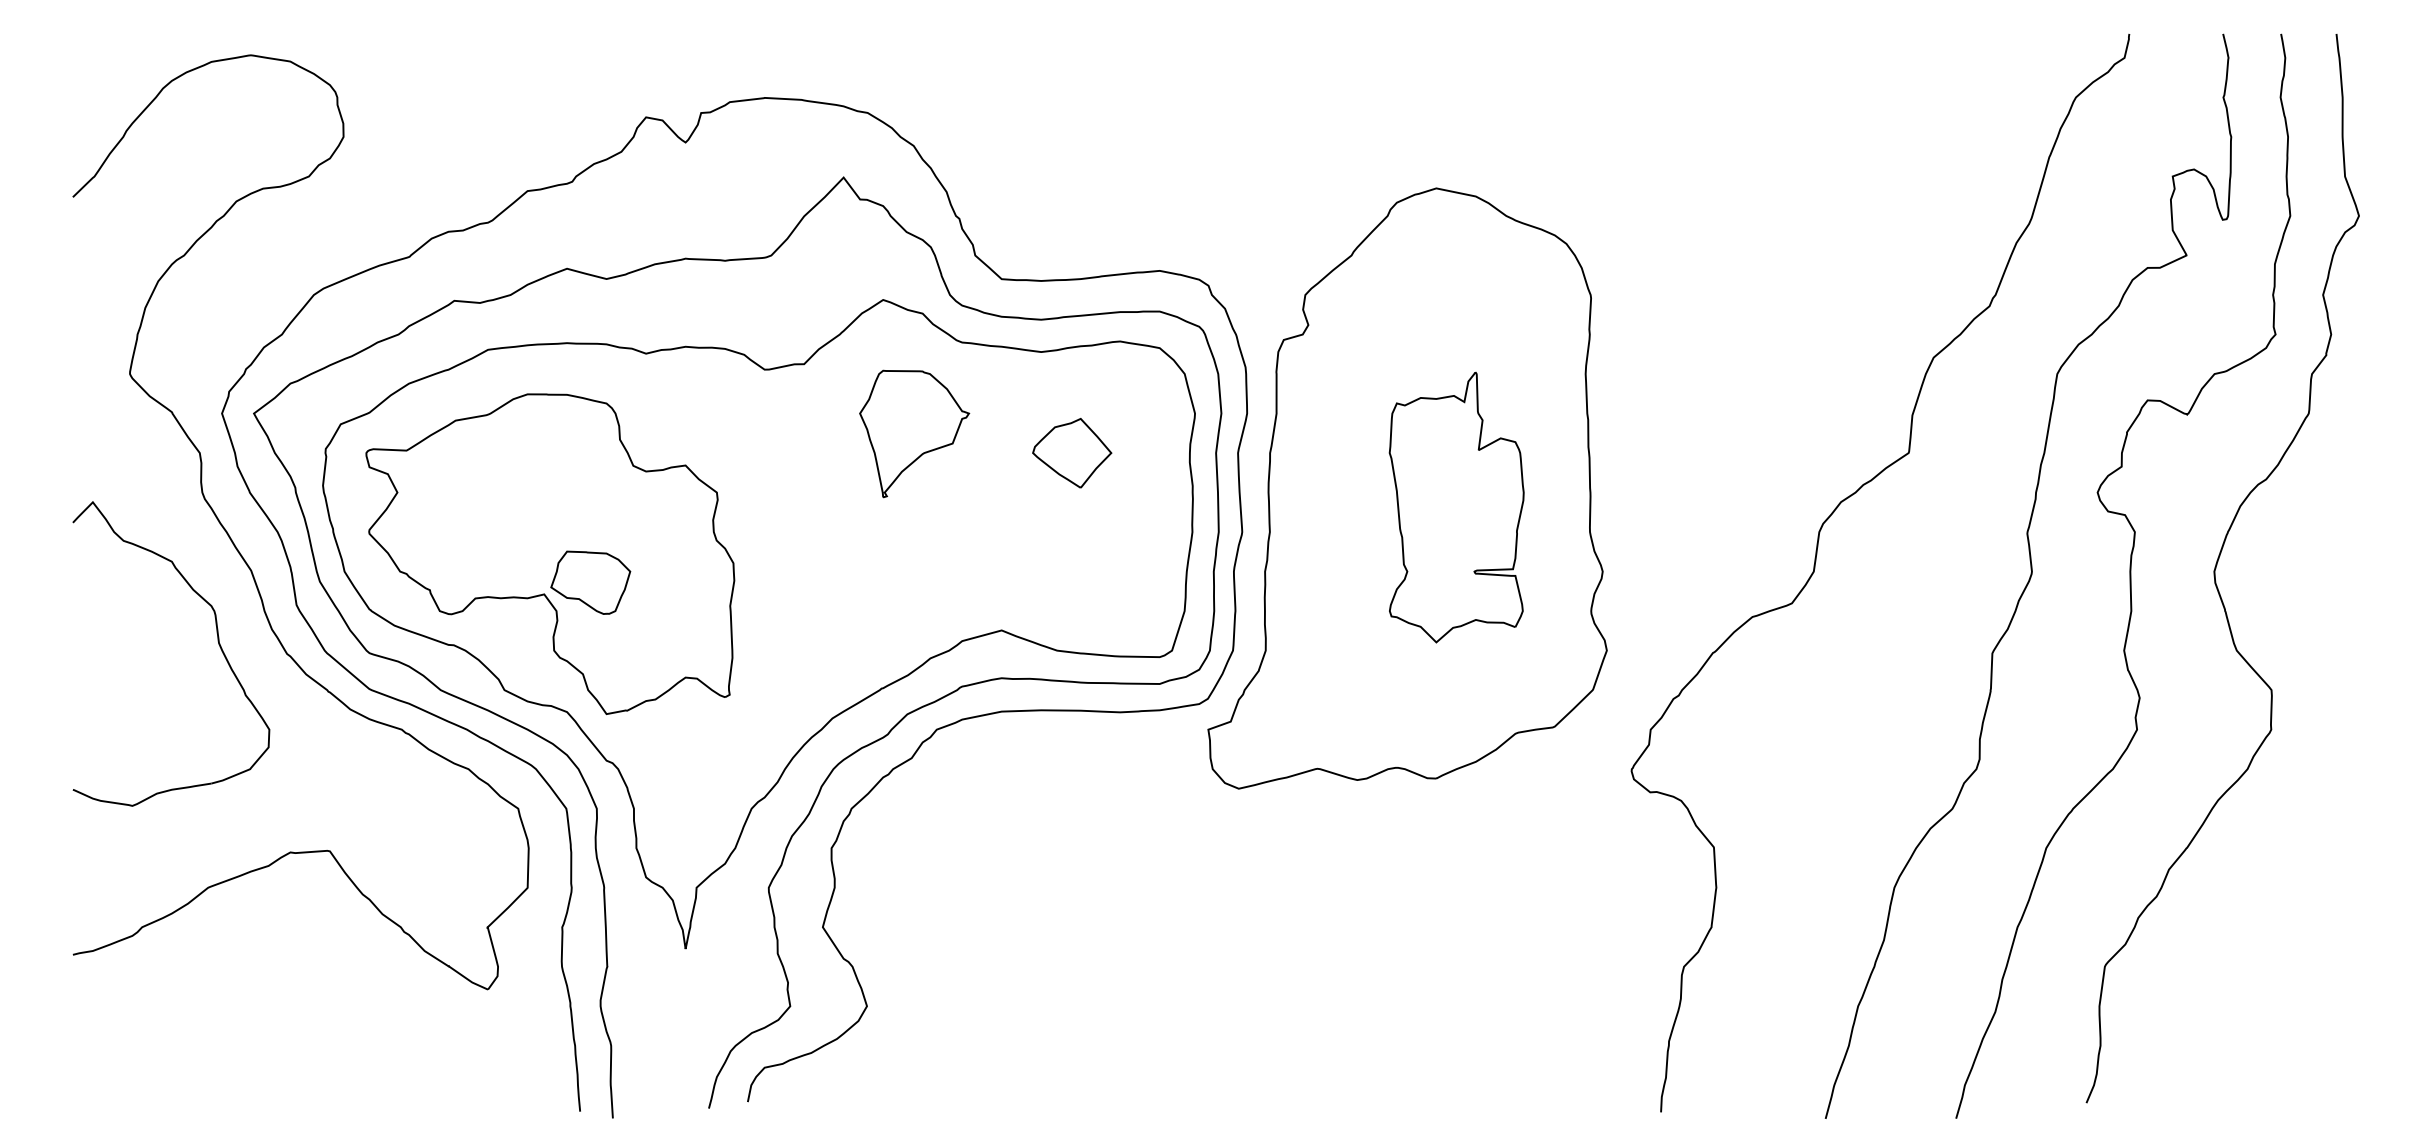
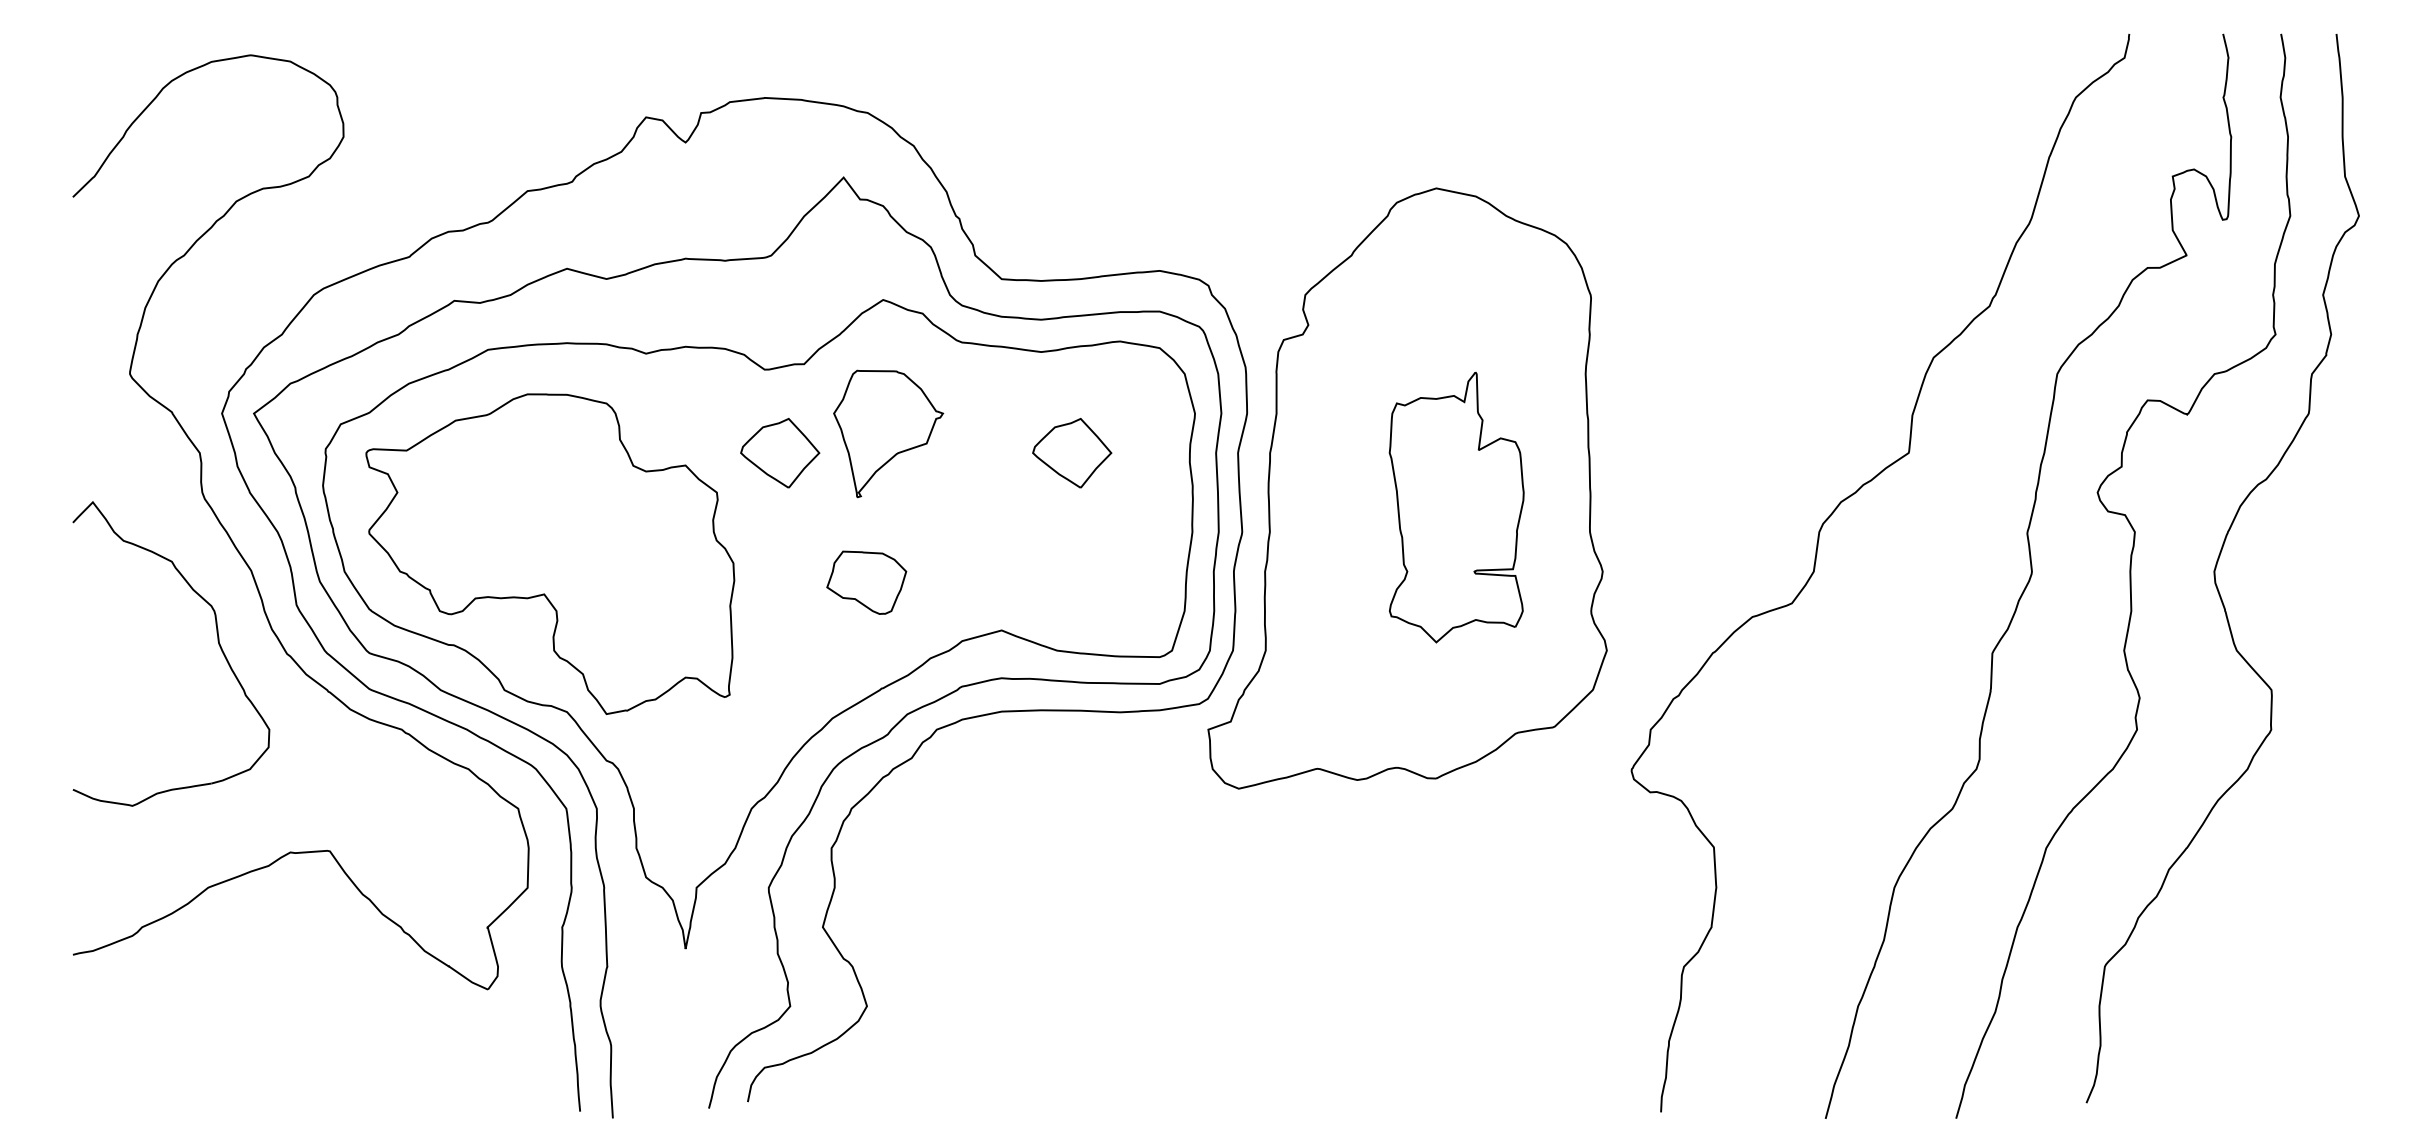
part position: (914, 433) -> (888, 433) (888, 433)
part: none -> present (780, 453)
part position: (590, 582) -> (866, 582) (866, 582)
